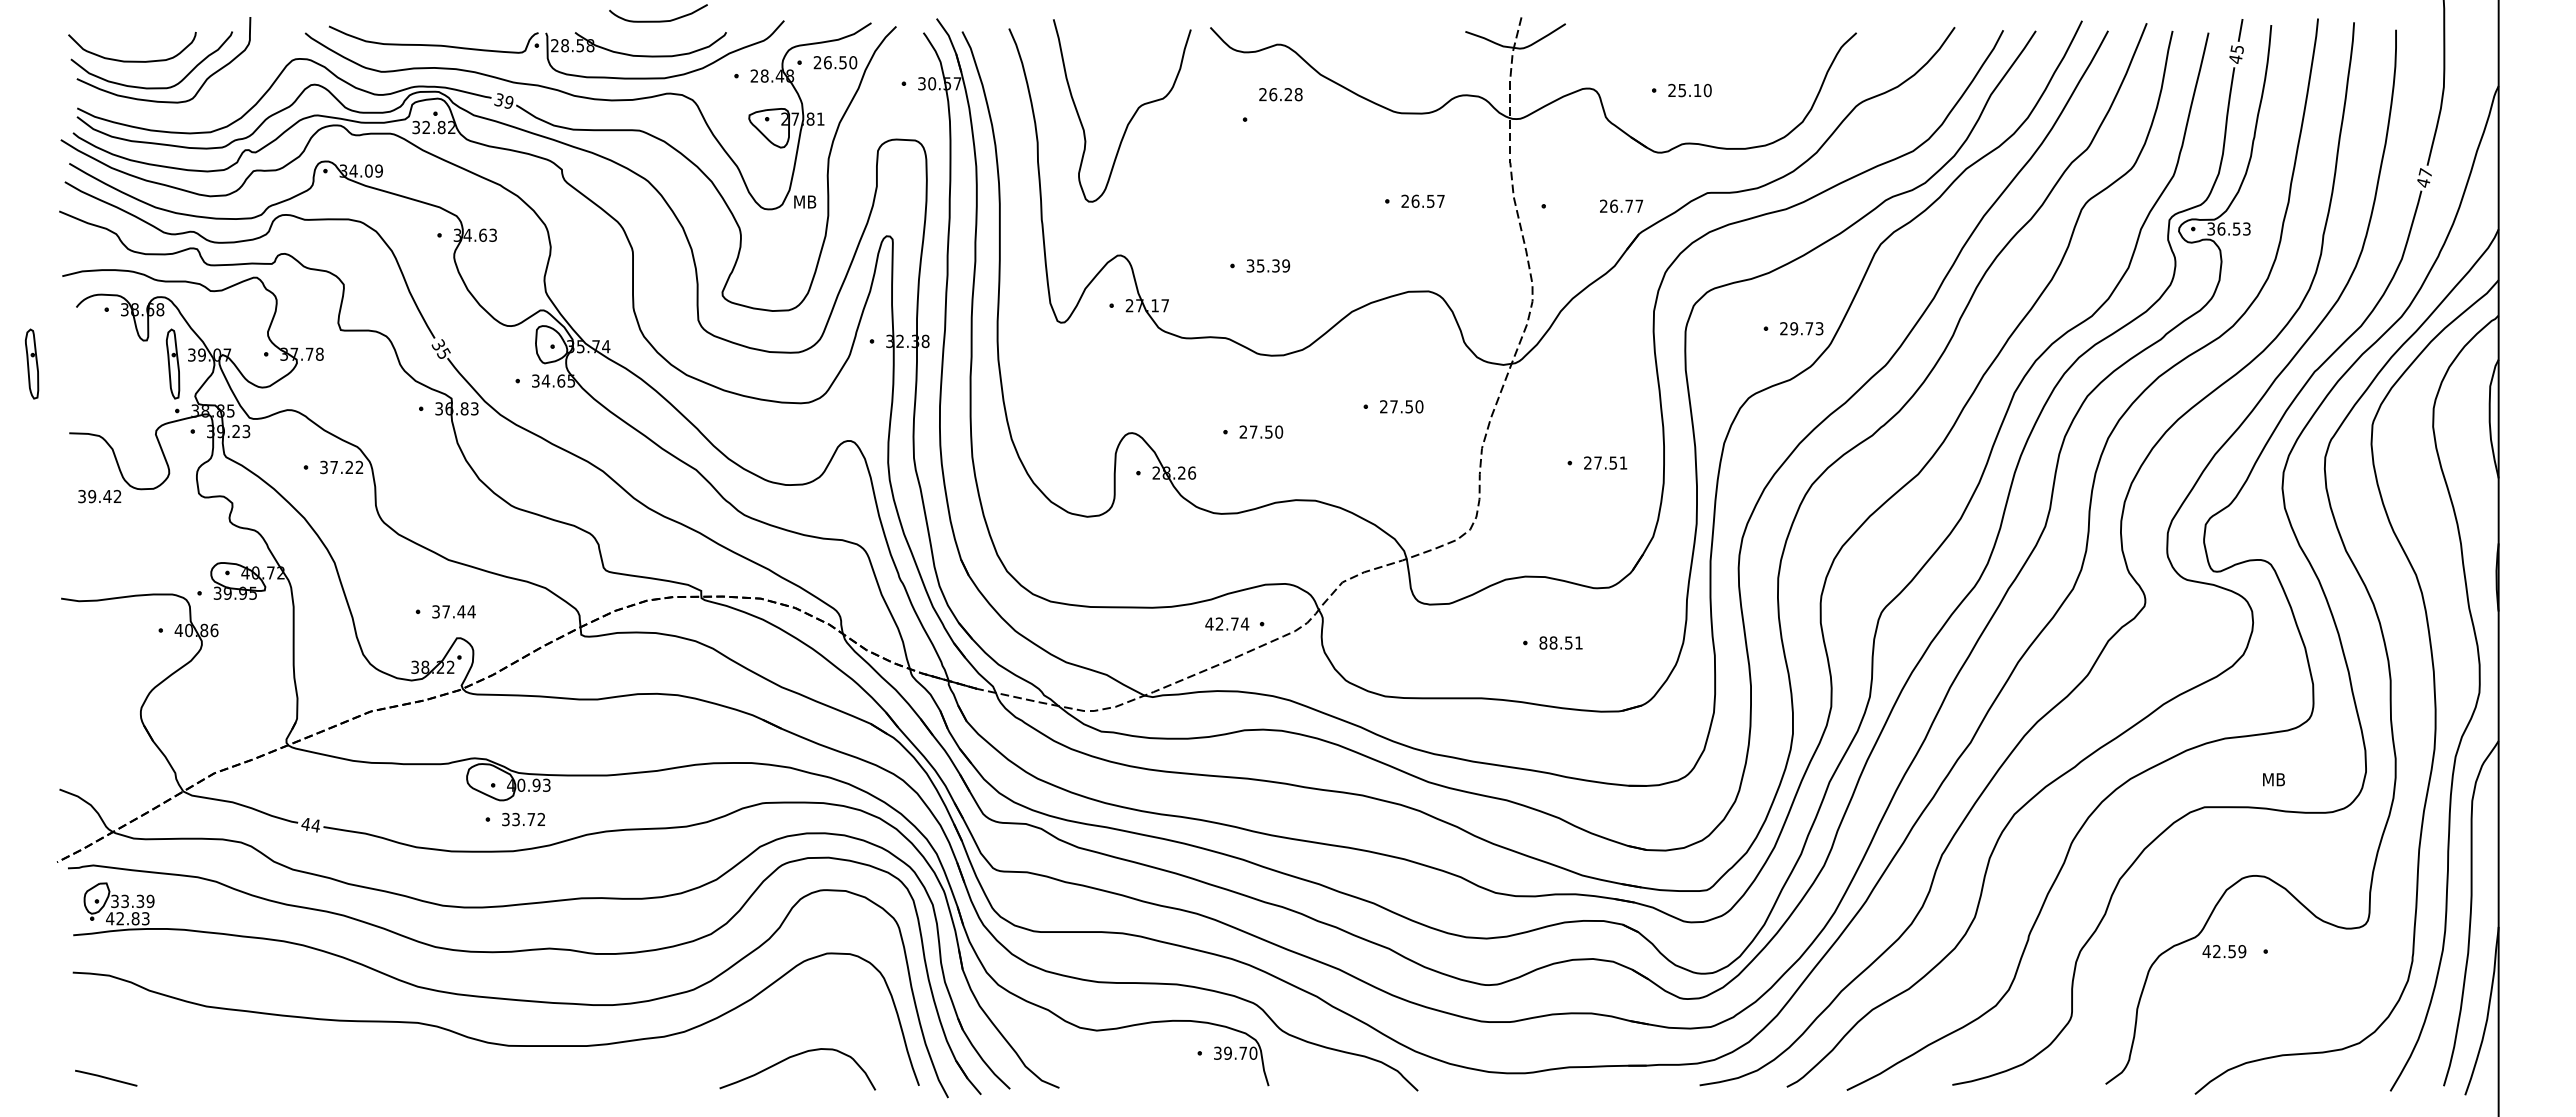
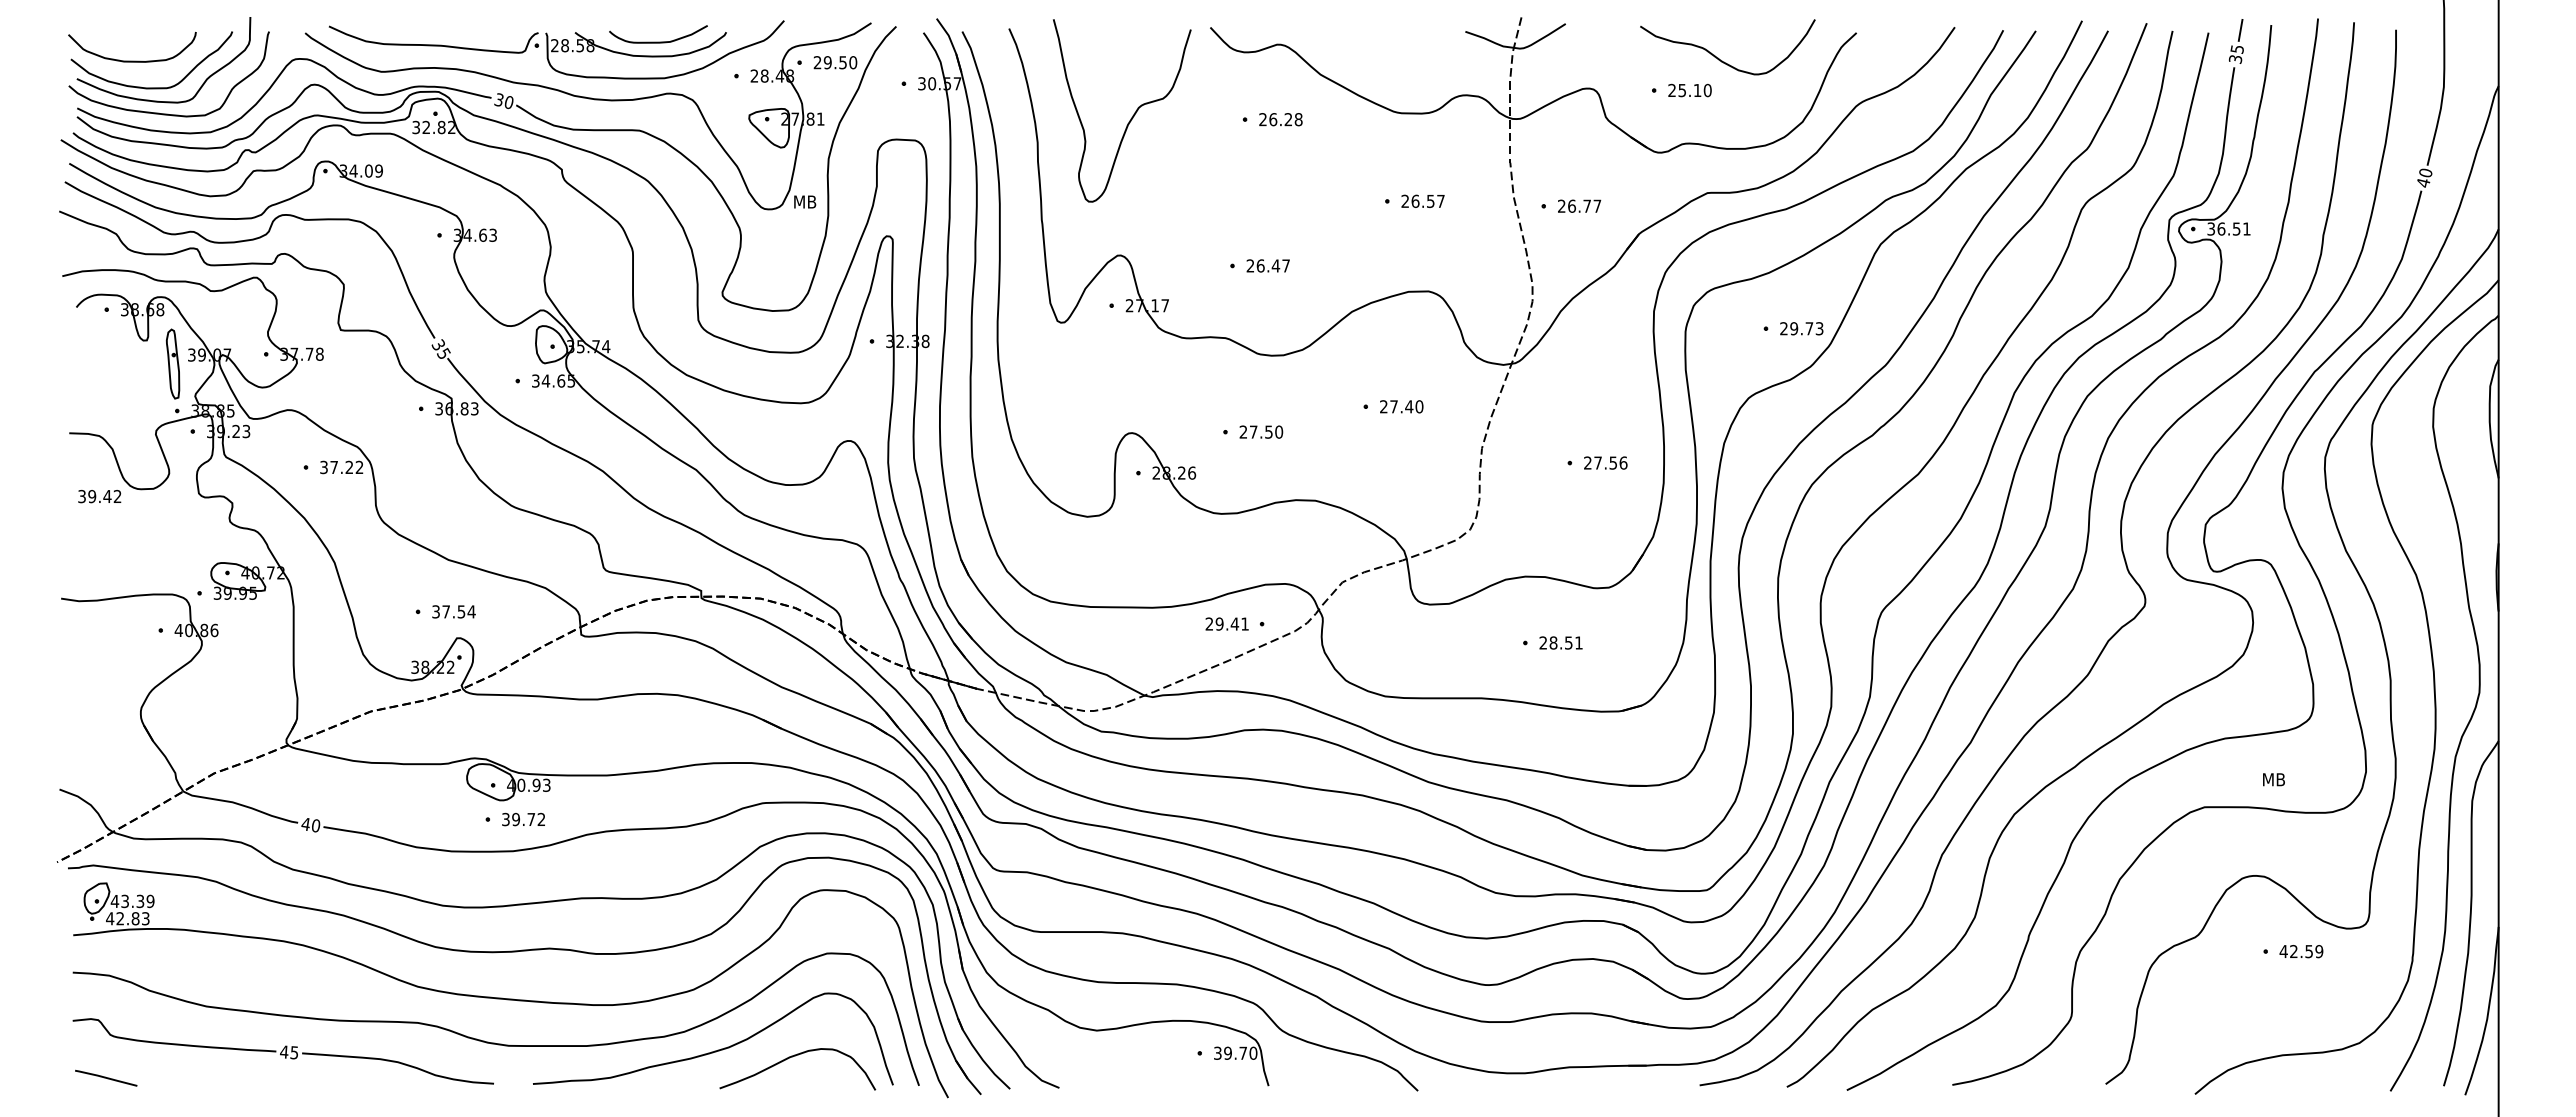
curve position: (658, 20) -> (658, 41) (658, 41)
curve: none -> present (1718, 57)
text: 45 -> 35 (2235, 59)
text: 26.50 -> 29.50 (827, 62)
text position: (1280, 94) -> (1280, 119) (1280, 119)
text: 39 -> 30 (508, 102)
curve: none -> present (167, 113)
text: 47 -> 40 (2425, 172)
text position: (1621, 205) -> (1579, 205) (1579, 205)
text: 36.53 -> 36.51 (2246, 228)
text: 35.39 -> 26.47 (1268, 265)
part: present -> none (31, 363)
text: 27.50 -> 27.40 (1409, 406)
text: 27.51 -> 27.56 (1623, 462)
text: 37.44 -> 37.54 (461, 611)
text: 42.74 -> 29.41 (1227, 623)
text: 88.51 -> 28.51 (1543, 642)
text: 33.72 -> 39.72 (516, 819)
text: 44 -> 40 (315, 825)
text: 33.39 -> 43.39 (114, 901)
text position: (2224, 951) -> (2301, 951) (2301, 951)
curve: none -> present (714, 1050)
part: none -> present (282, 1051)
